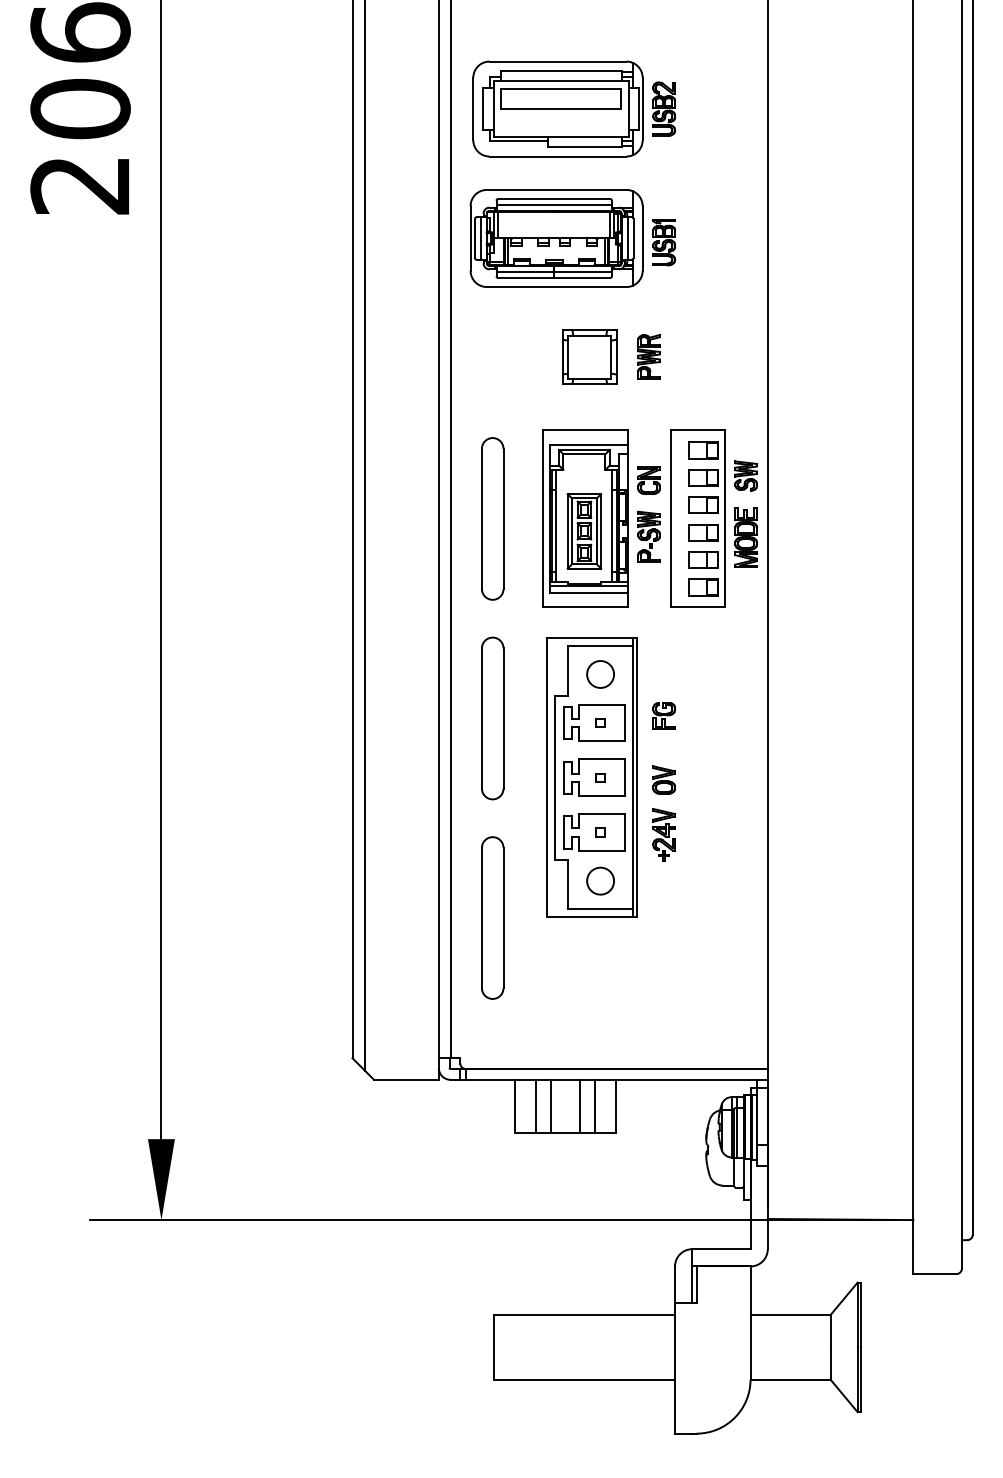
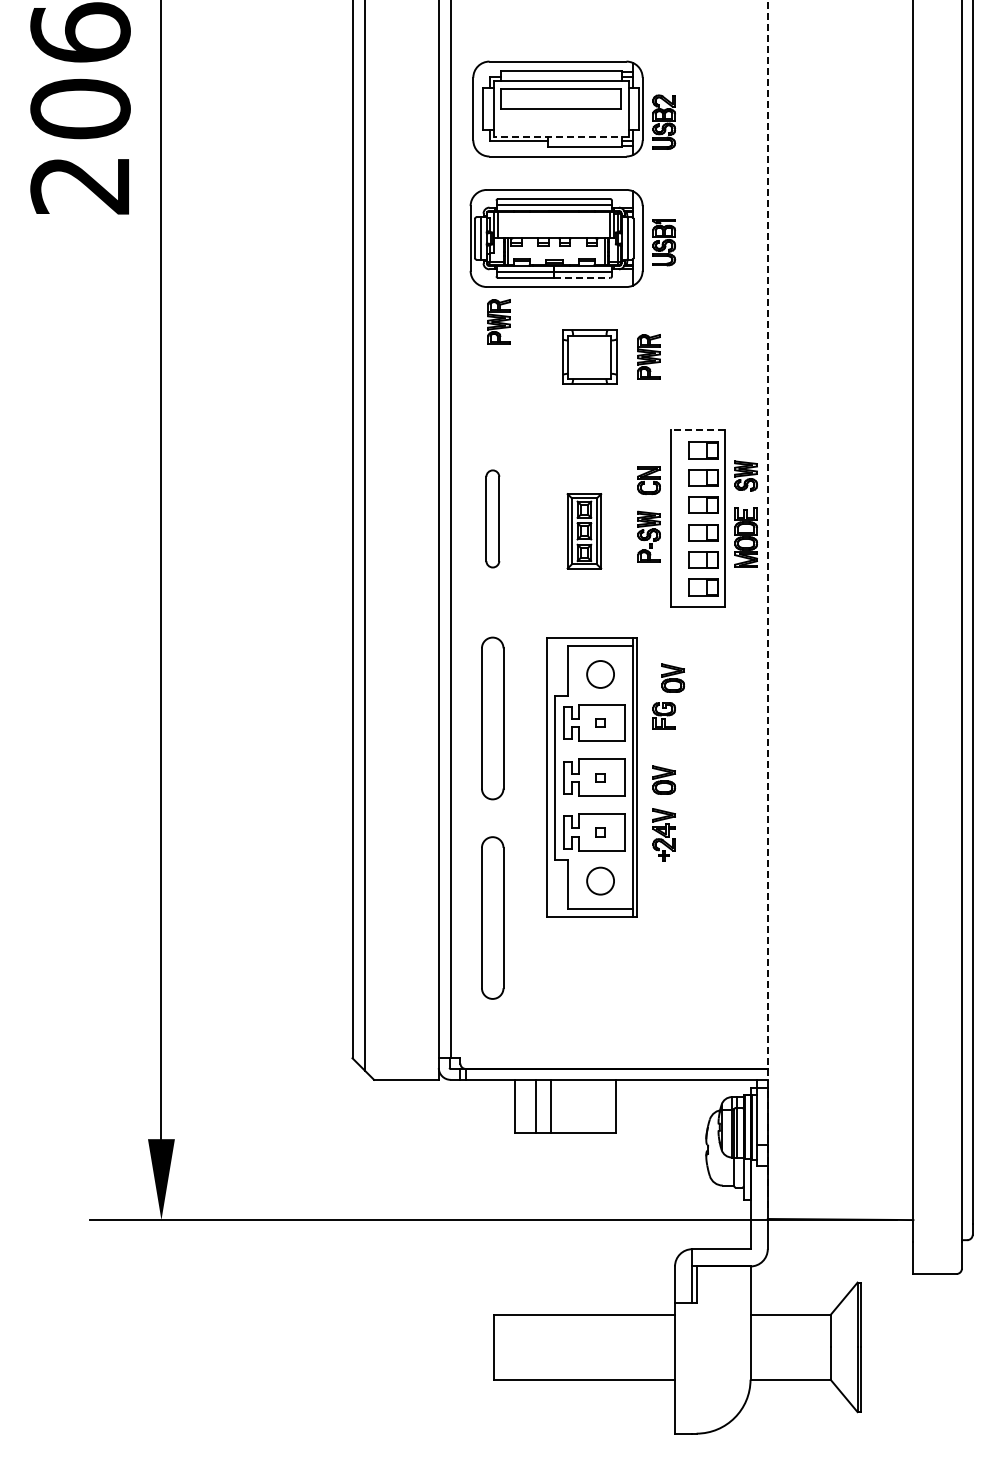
part position: (664, 108) -> (664, 121) (664, 121)
line: solid -> dashed (560, 136)
line: solid -> dashed (582, 277)
part: none -> present (498, 321)
line: solid -> dashed (697, 430)
part size: 24x164 px -> 16x100 px (492, 518)
part: present -> none (585, 518)
line: solid -> dashed (767, 604)
part: none -> present (672, 677)
line: present -> none (580, 1106)
line: present -> none (594, 1106)
